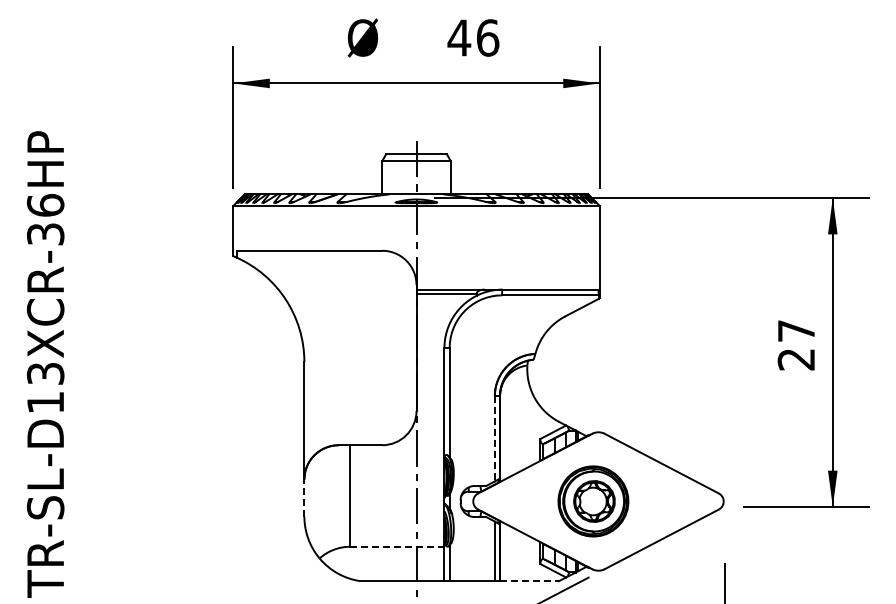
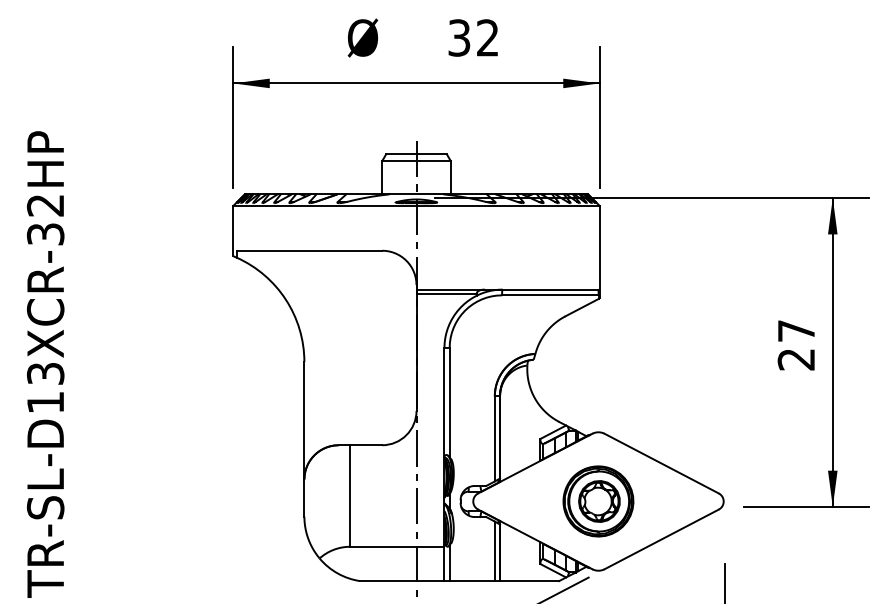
text: 46 -> 32 (473, 37)
text: TR-SL-D13XCR-36HP -> TR-SL-D13XCR-32HP (45, 205)
line: dashed -> solid (494, 438)
line: dashed -> solid (304, 498)
part position: (593, 501) -> (598, 501) (598, 501)
line: dashed -> solid (397, 546)
line: dashed -> solid (529, 581)
